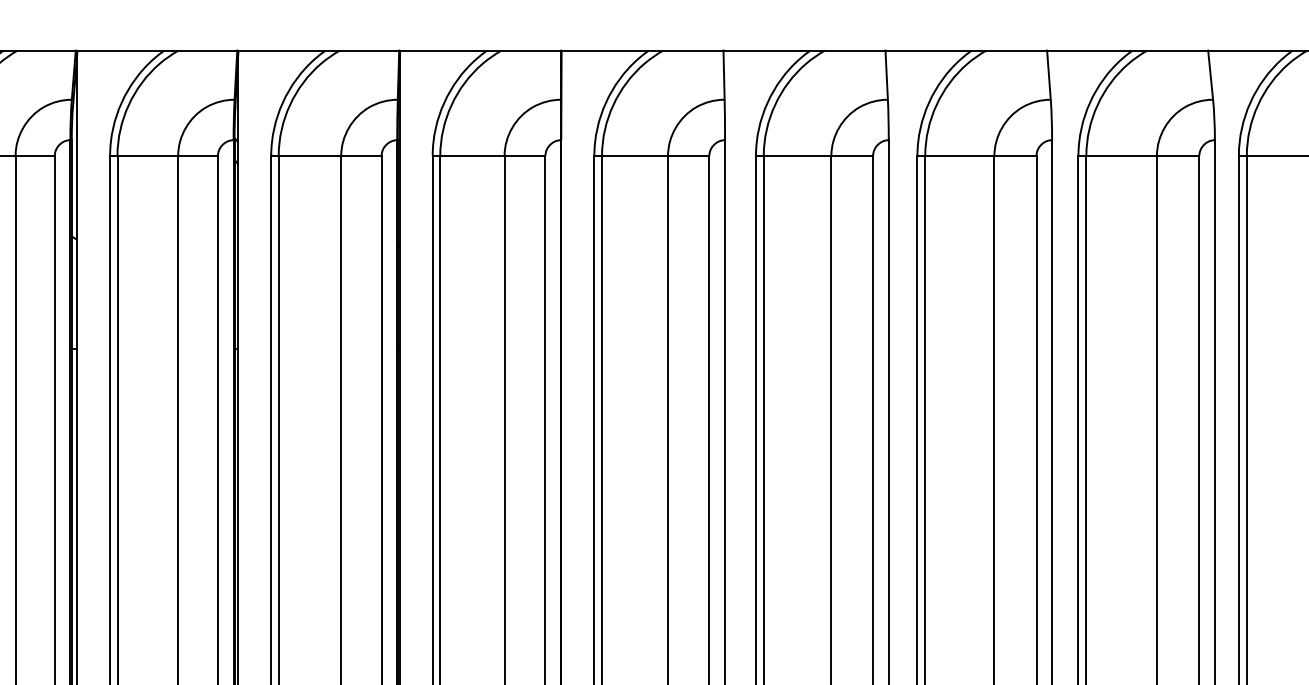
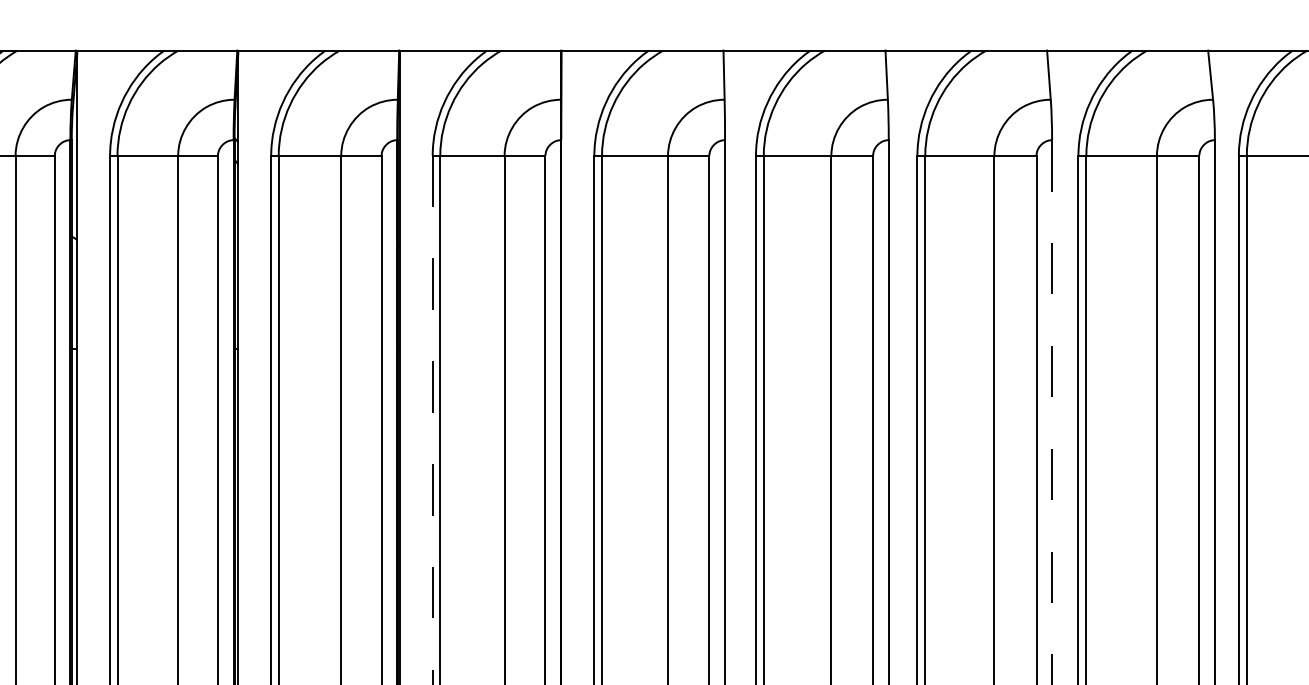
line: solid -> dashed (1052, 413)
line: solid -> dashed (432, 419)
